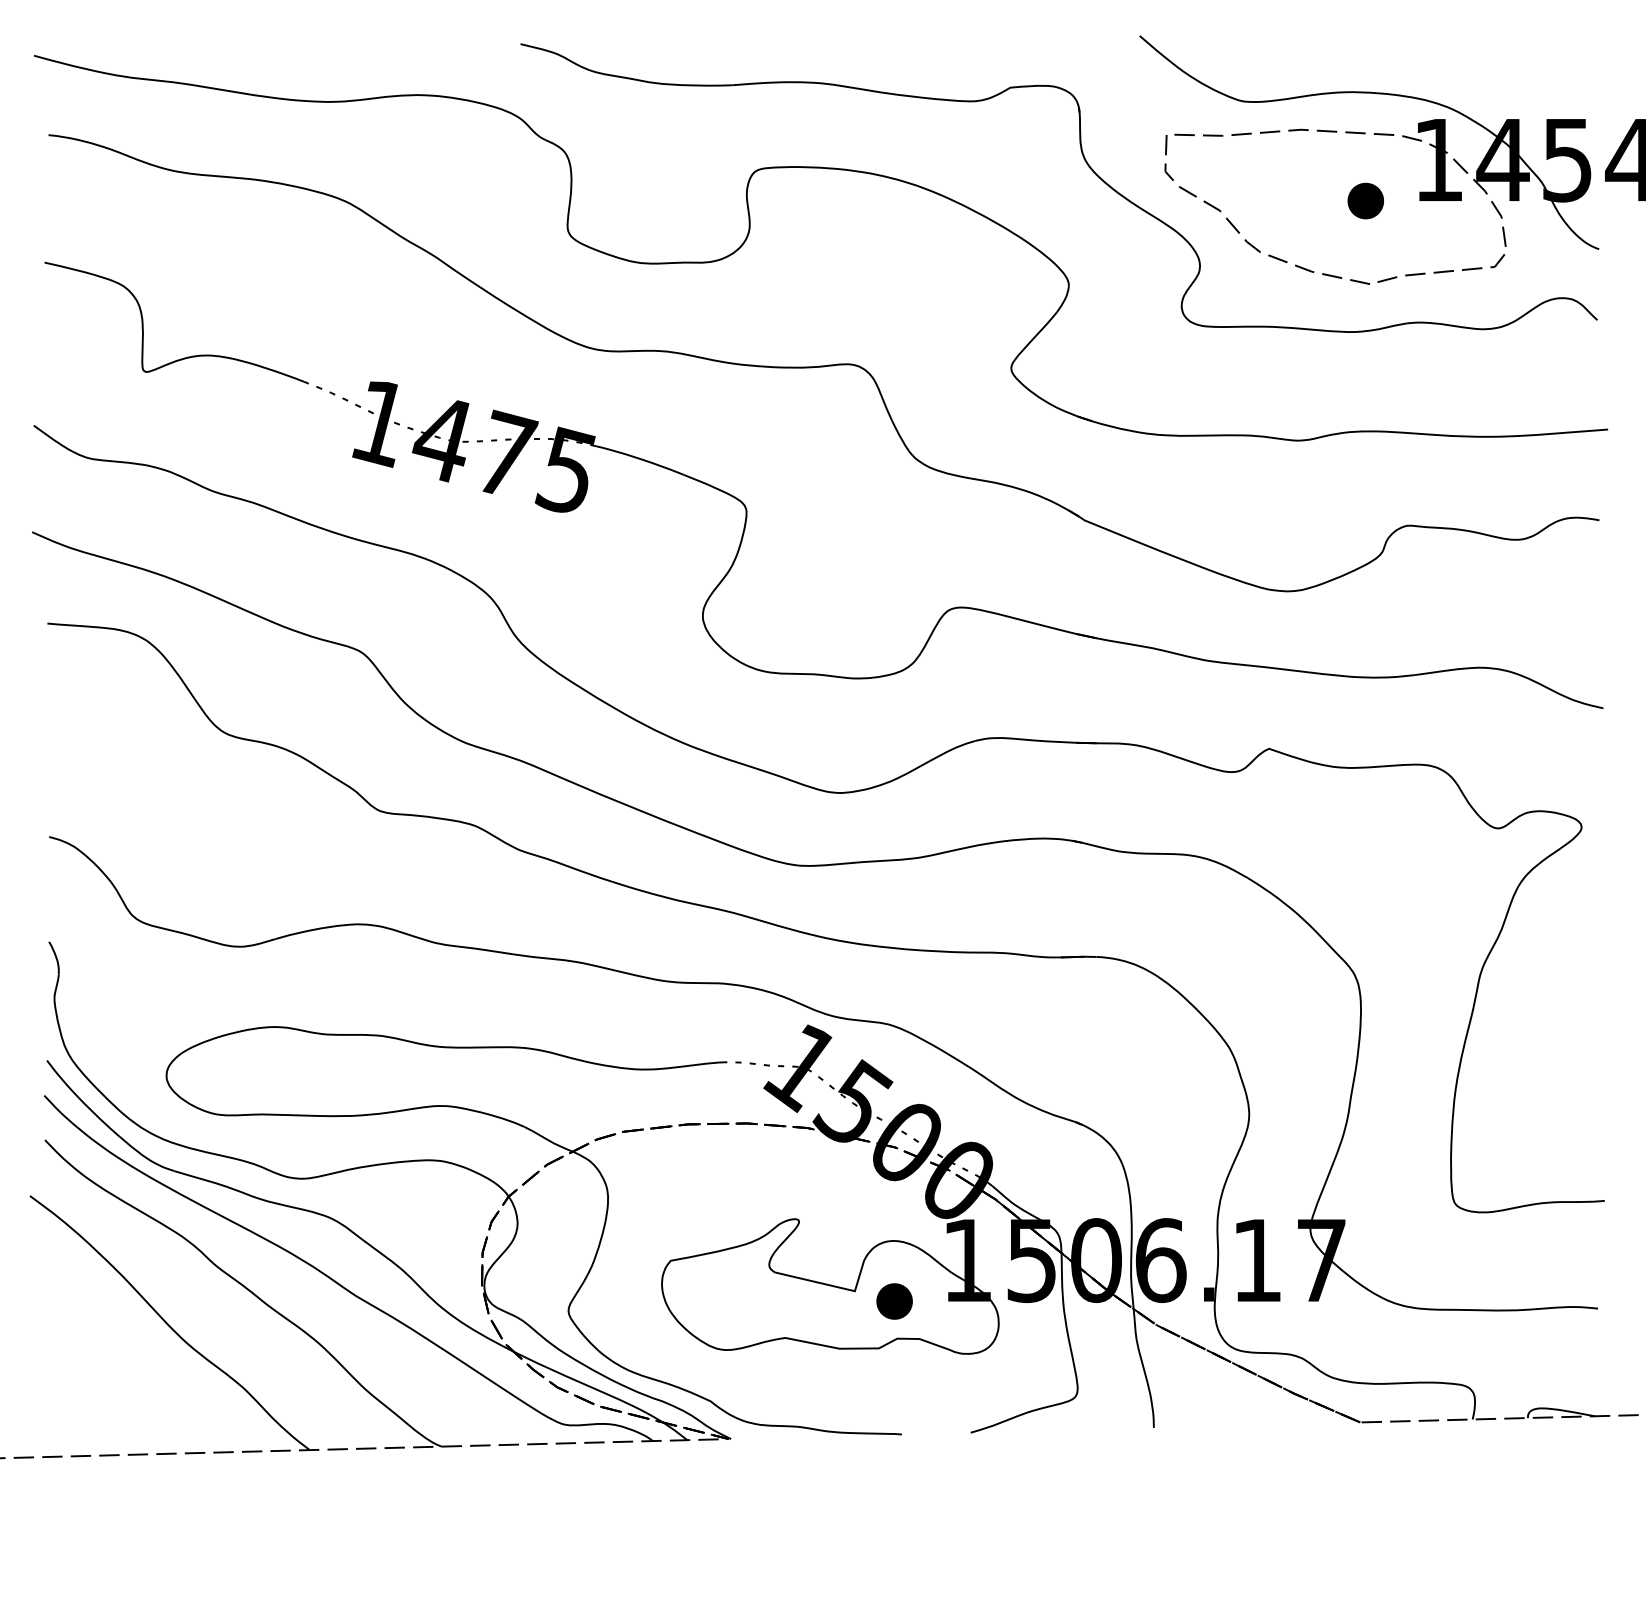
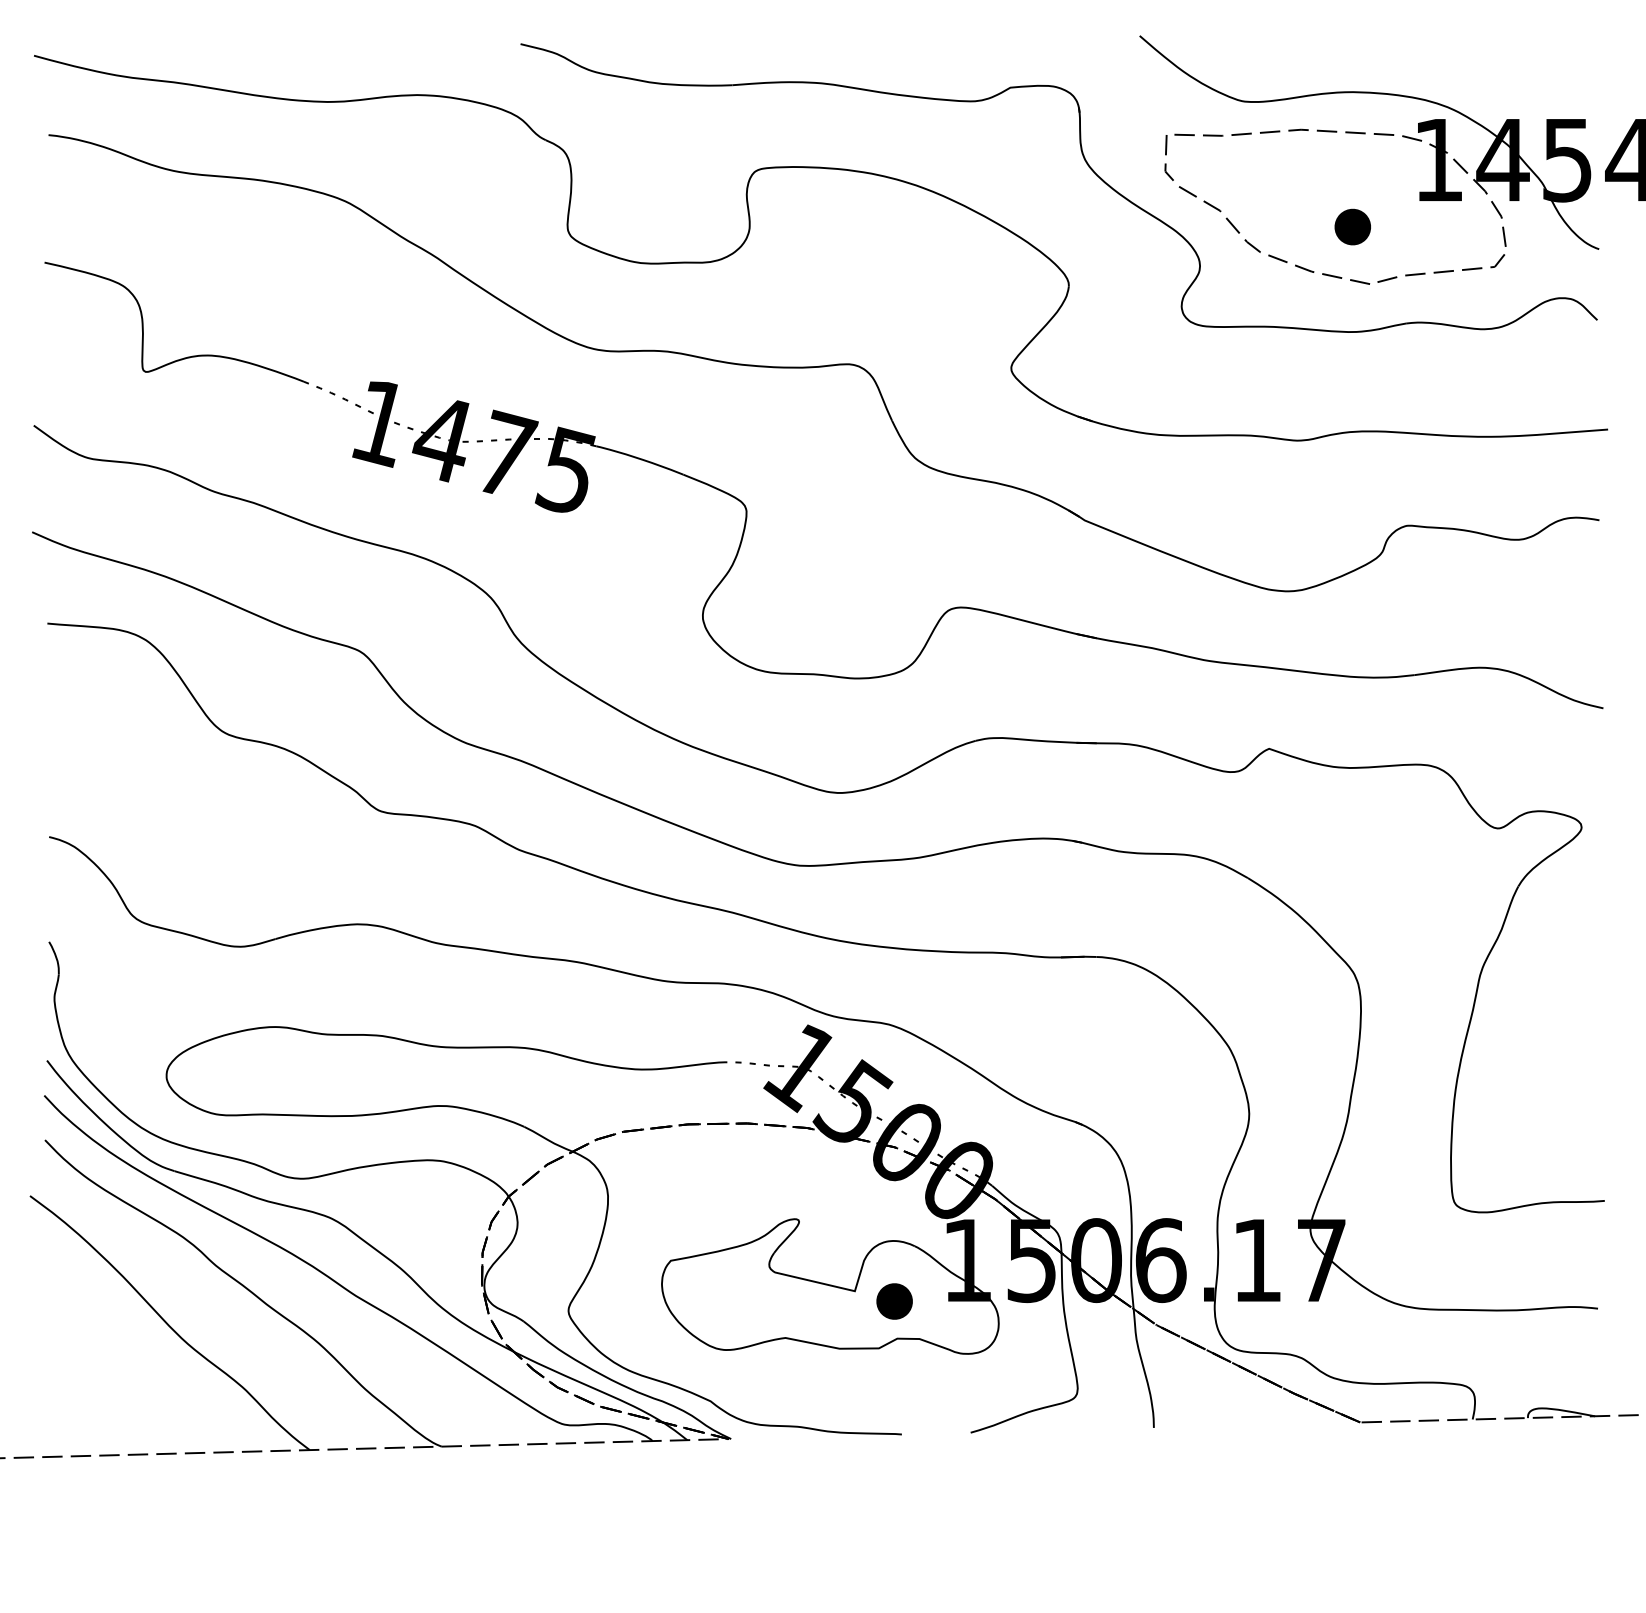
part position: (1365, 200) -> (1352, 226) (1352, 226)
